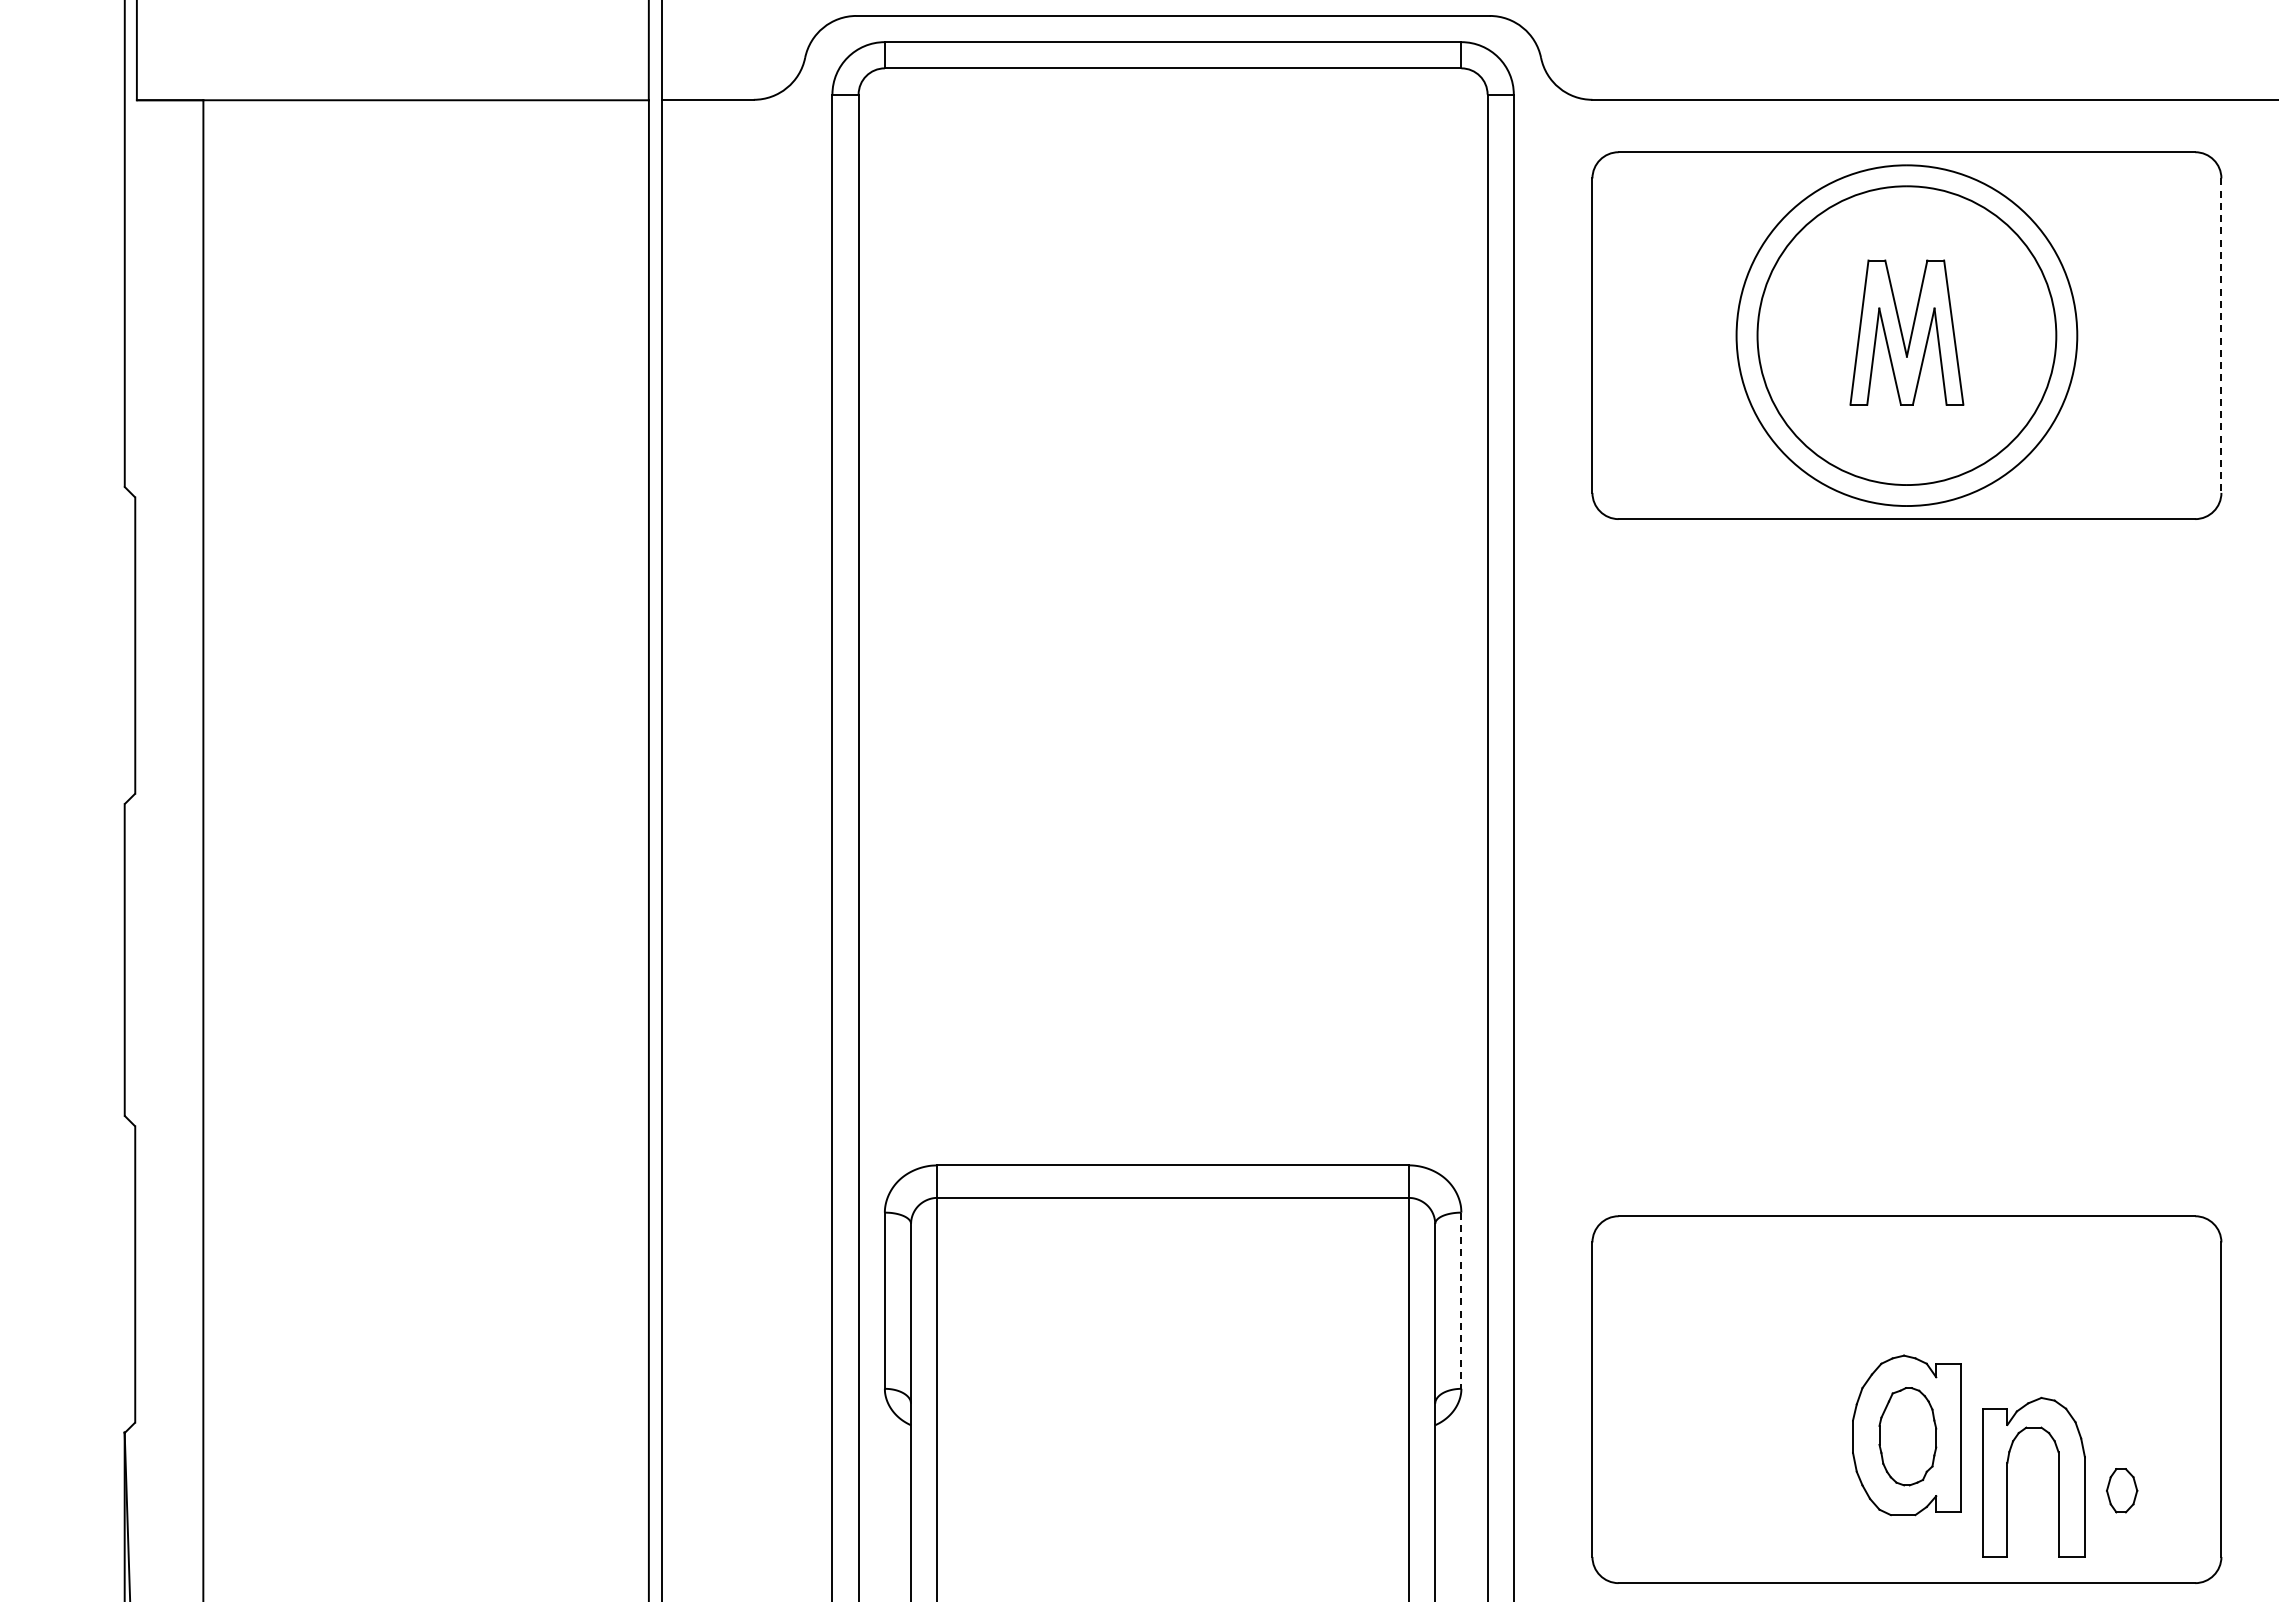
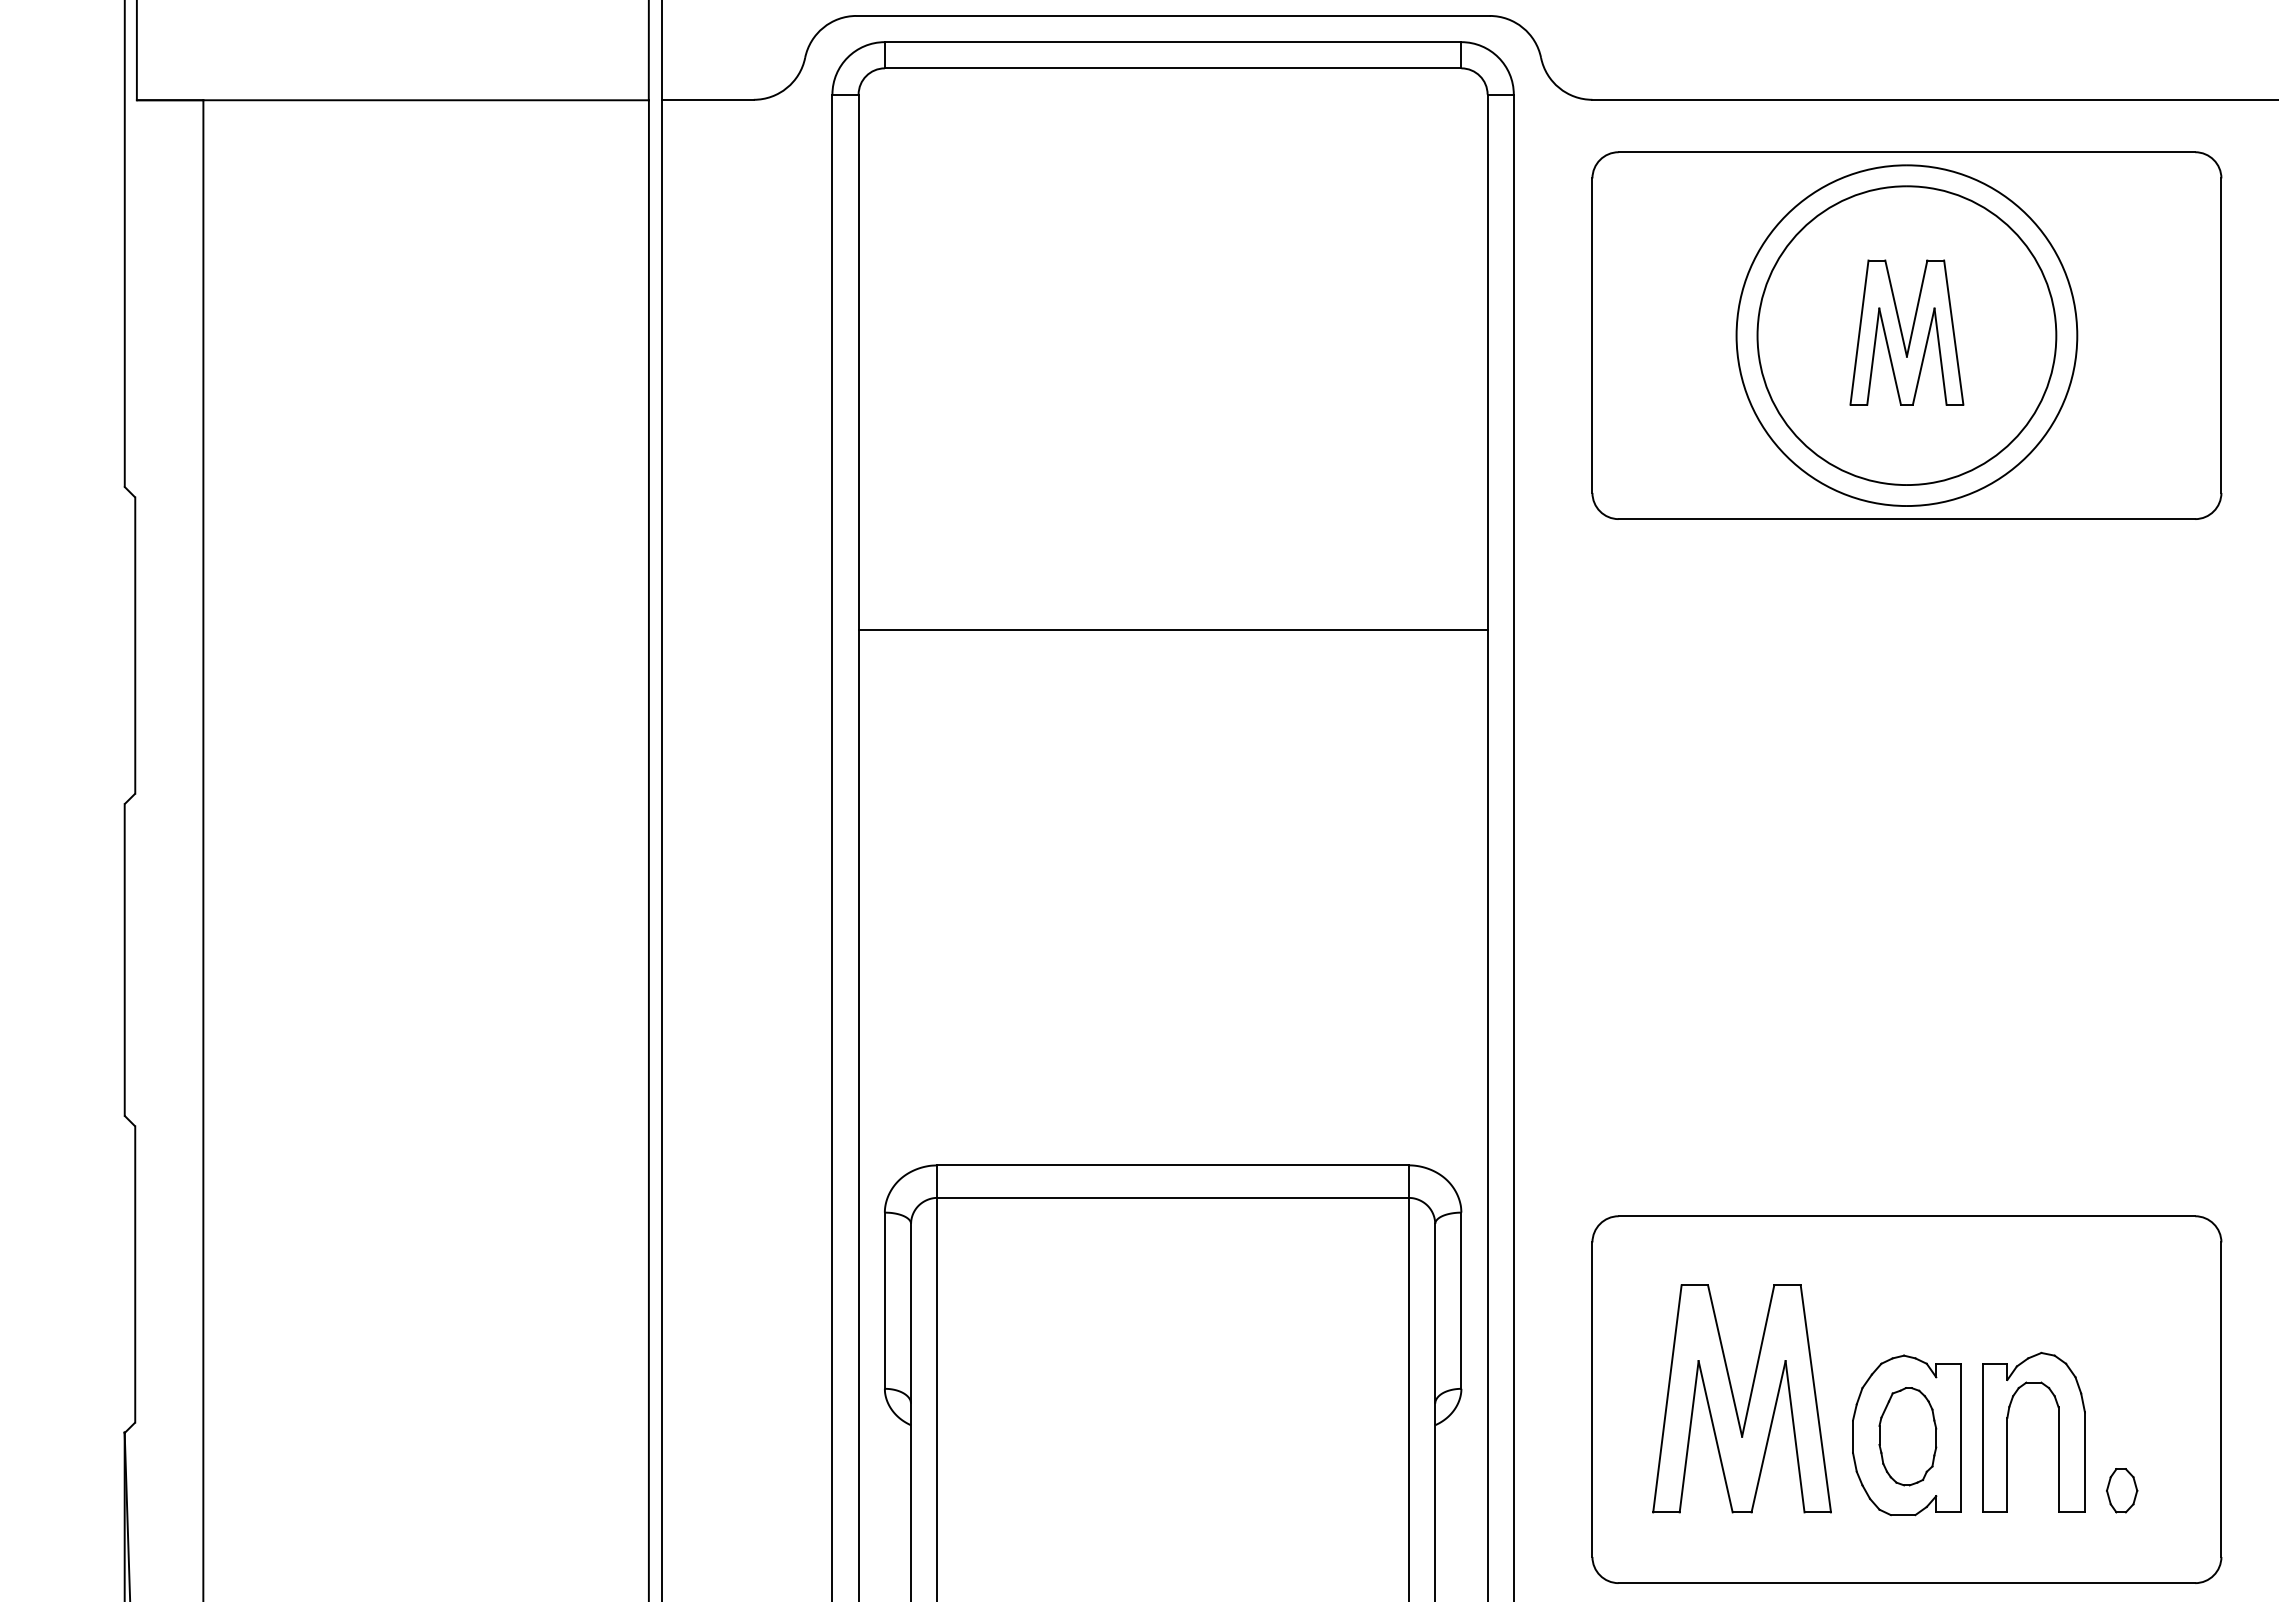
line: dashed -> solid (2221, 336)
line: none -> present (1172, 630)
line: dashed -> solid (1461, 1301)
part: none -> present (1735, 1401)
part position: (2058, 1476) -> (2058, 1431) (2058, 1431)
